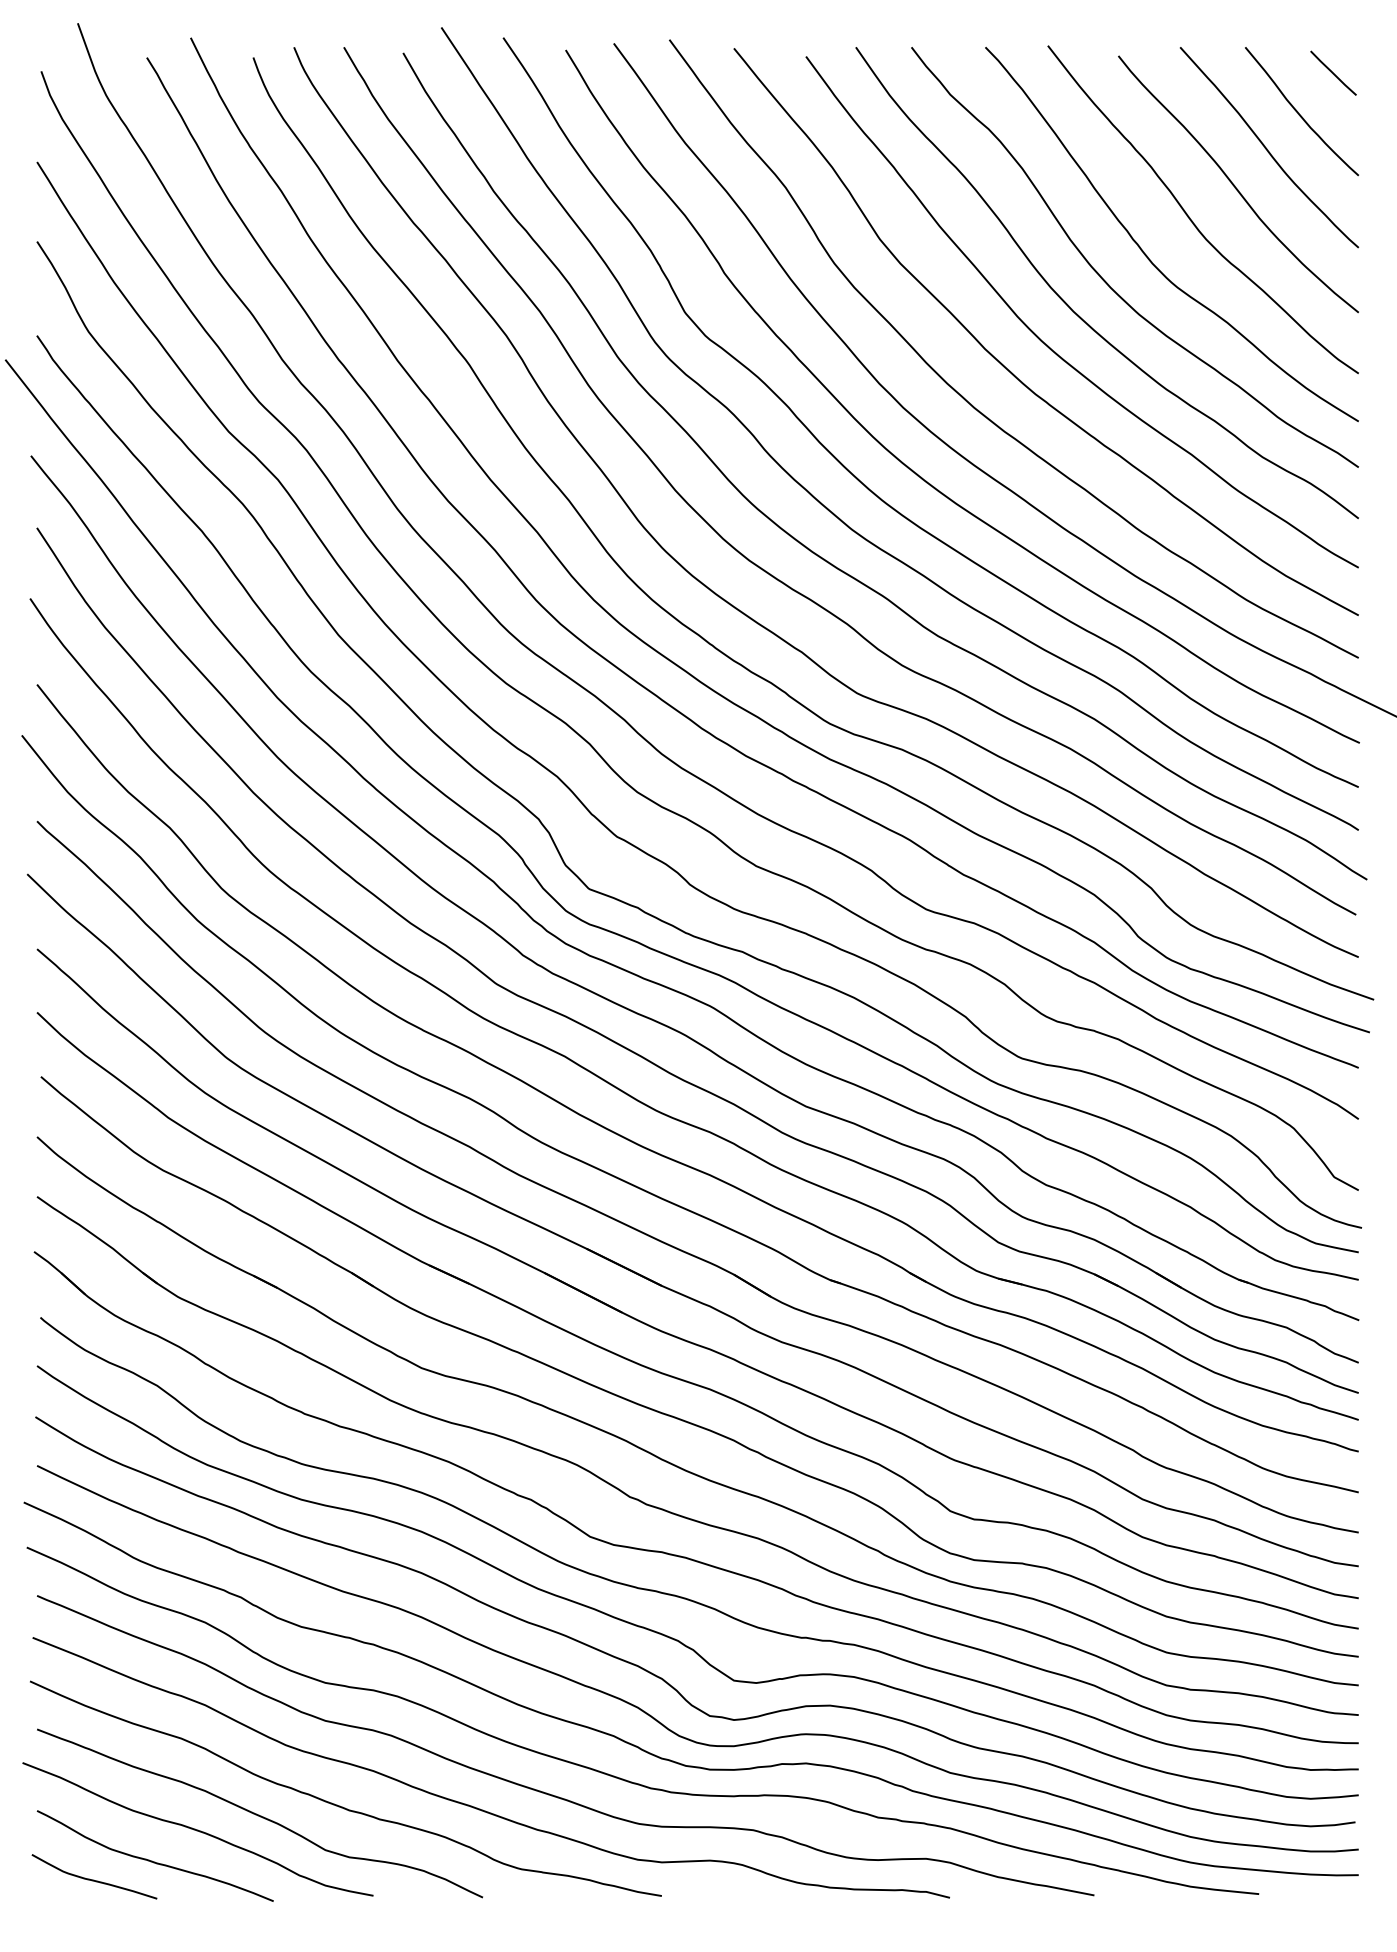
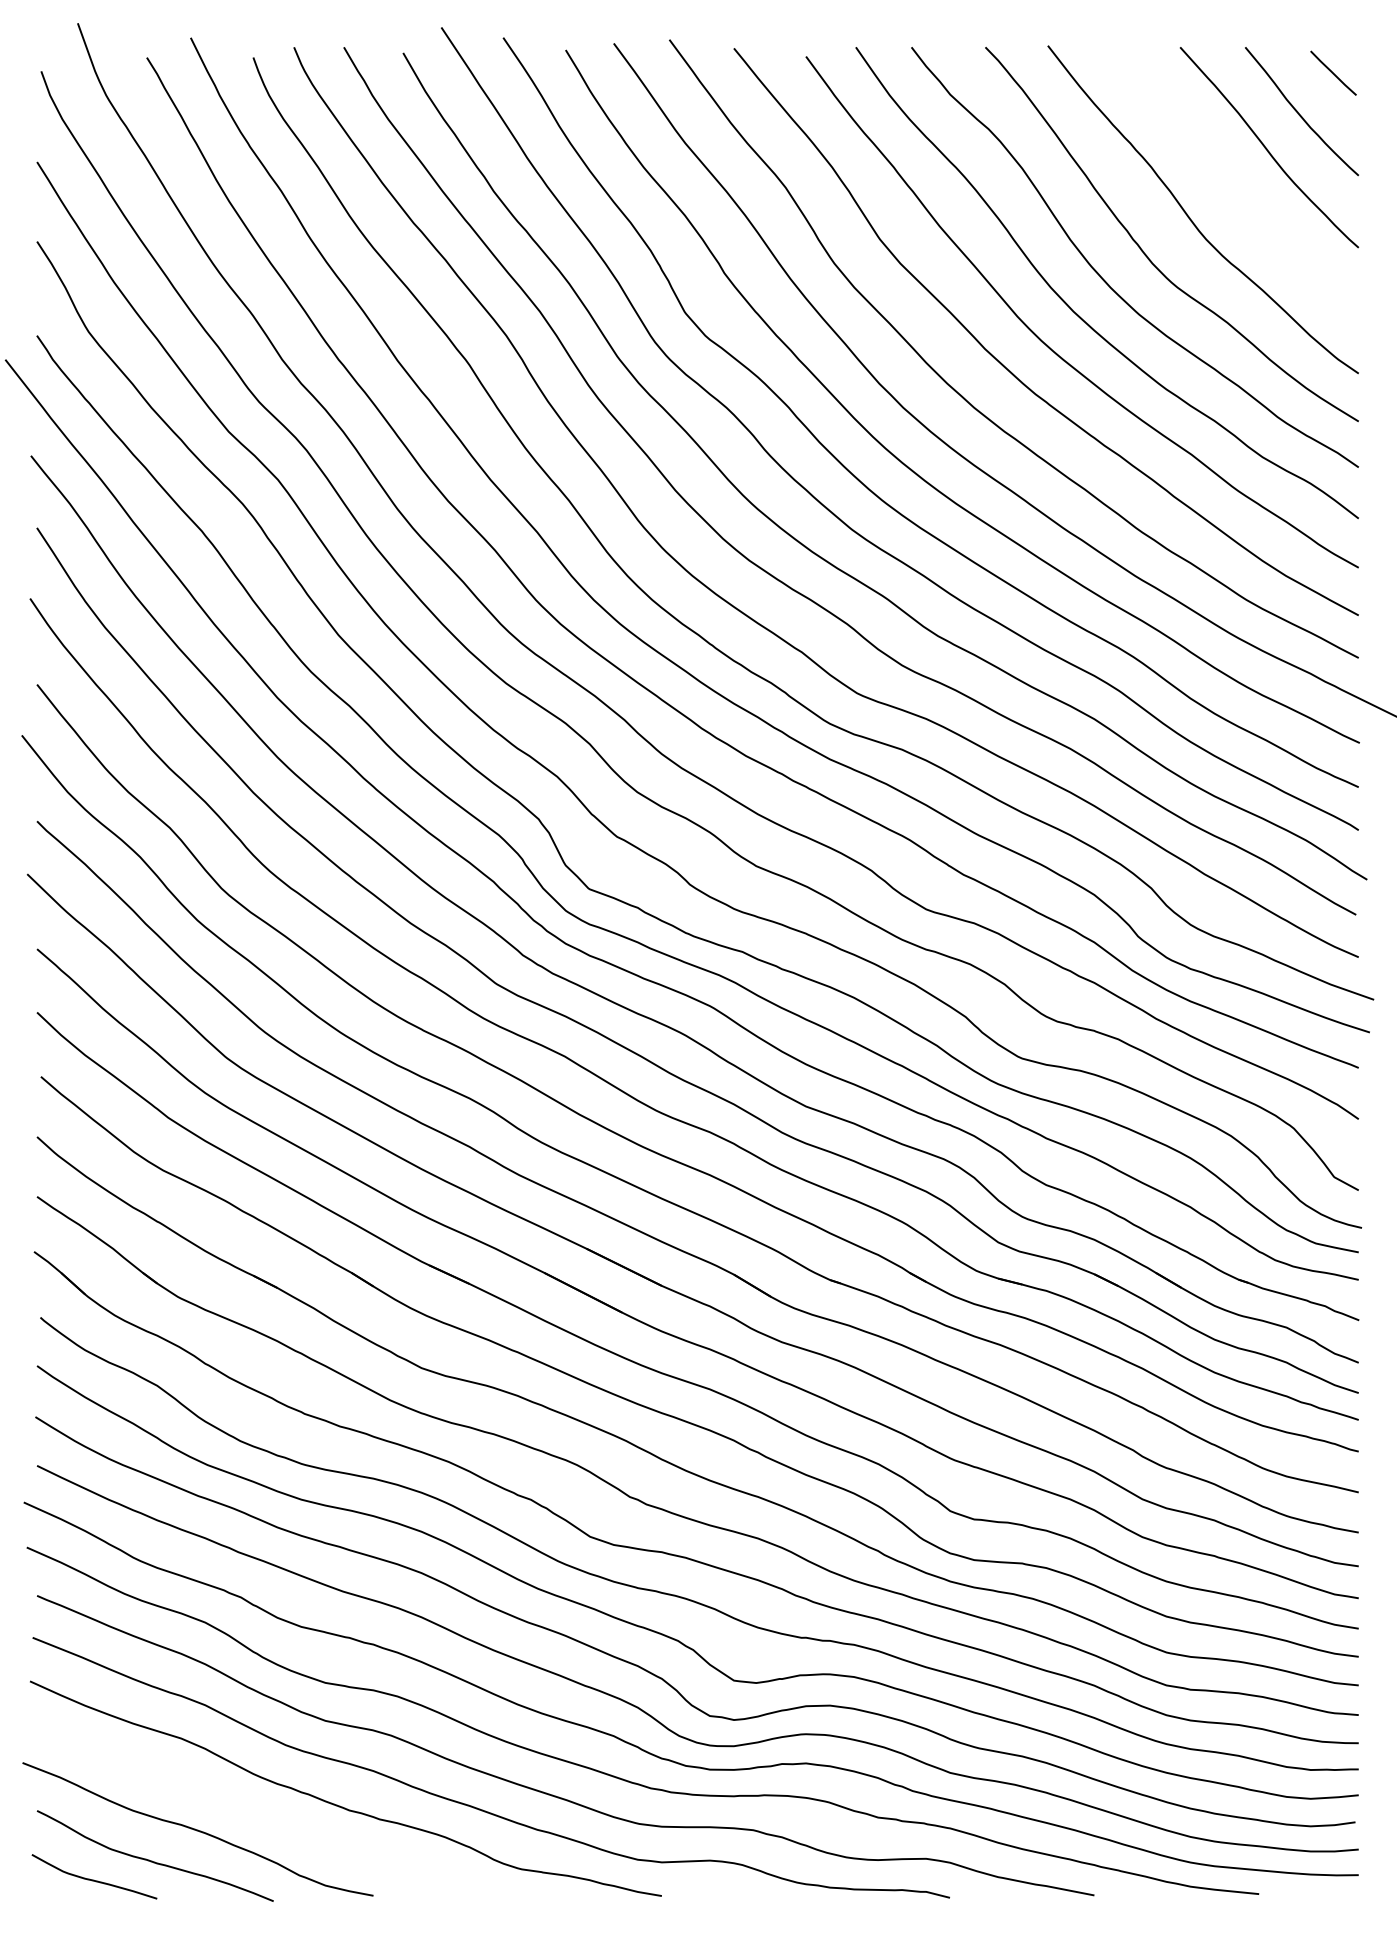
curve: present -> none (1235, 185)
curve: present -> none (259, 1814)
